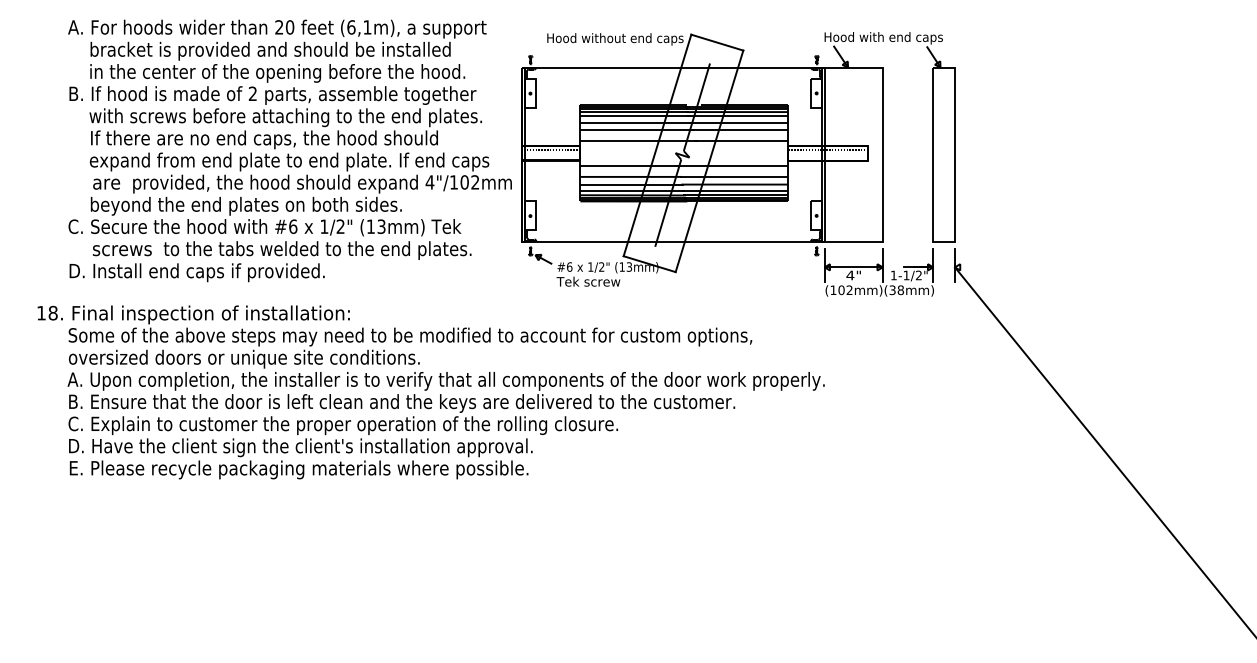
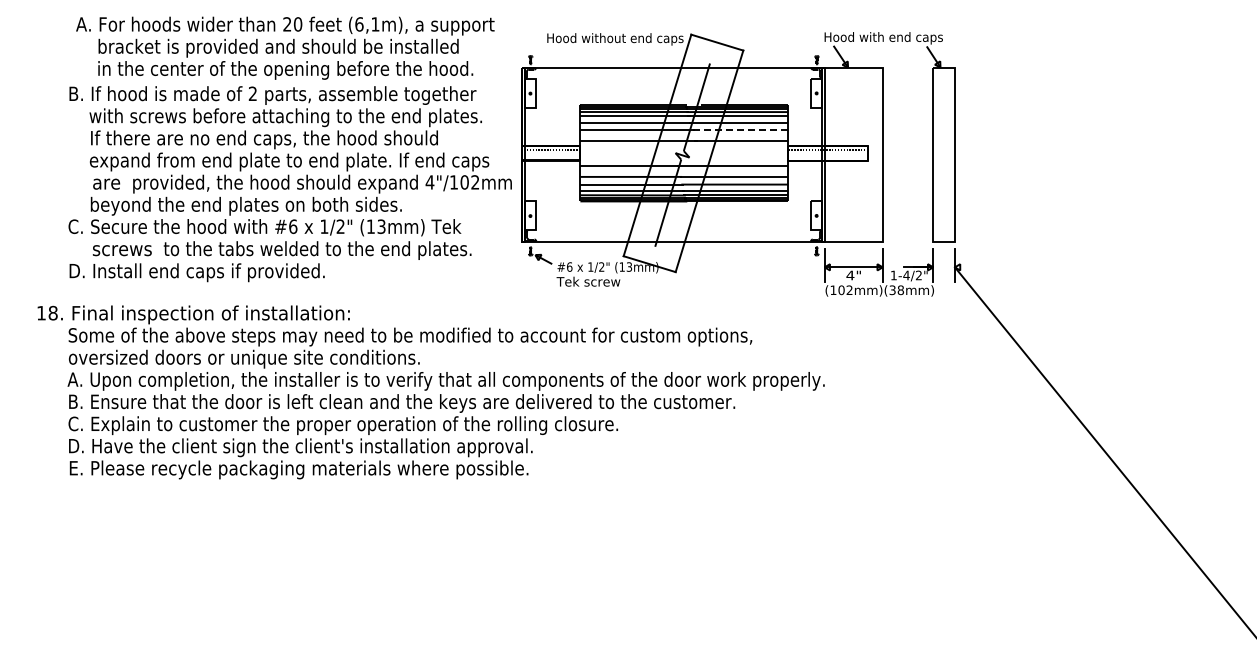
text position: (277, 50) -> (285, 47) (285, 47)
line: solid -> dashed (739, 130)
text: 1-1/2" -> 1-4/2" (906, 275)
